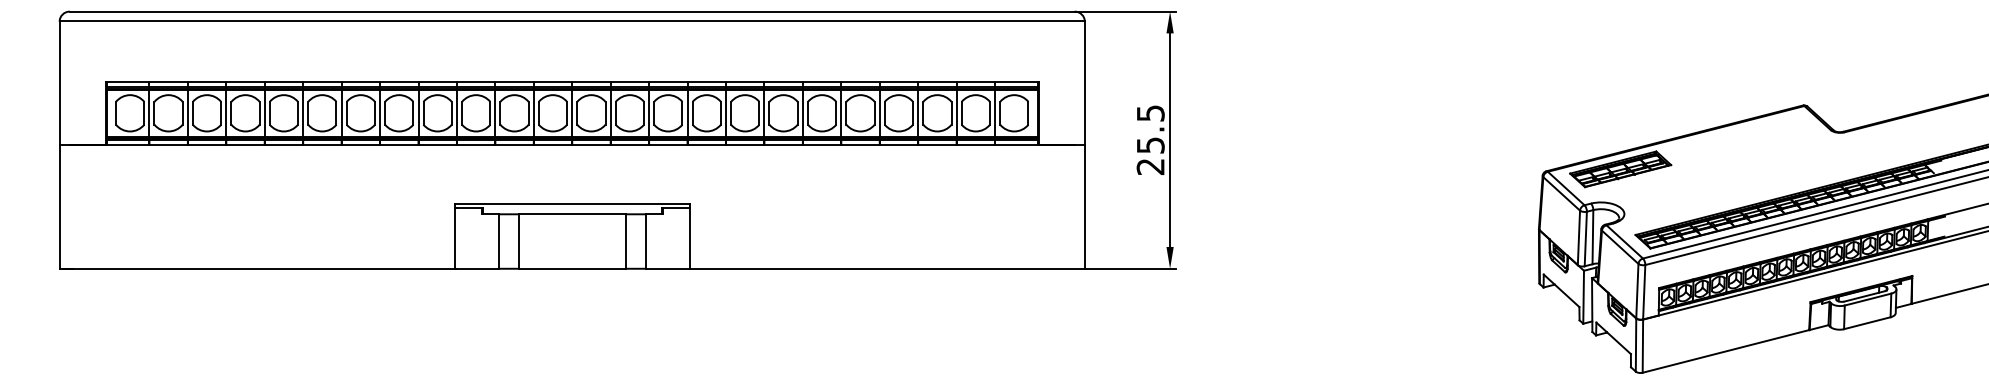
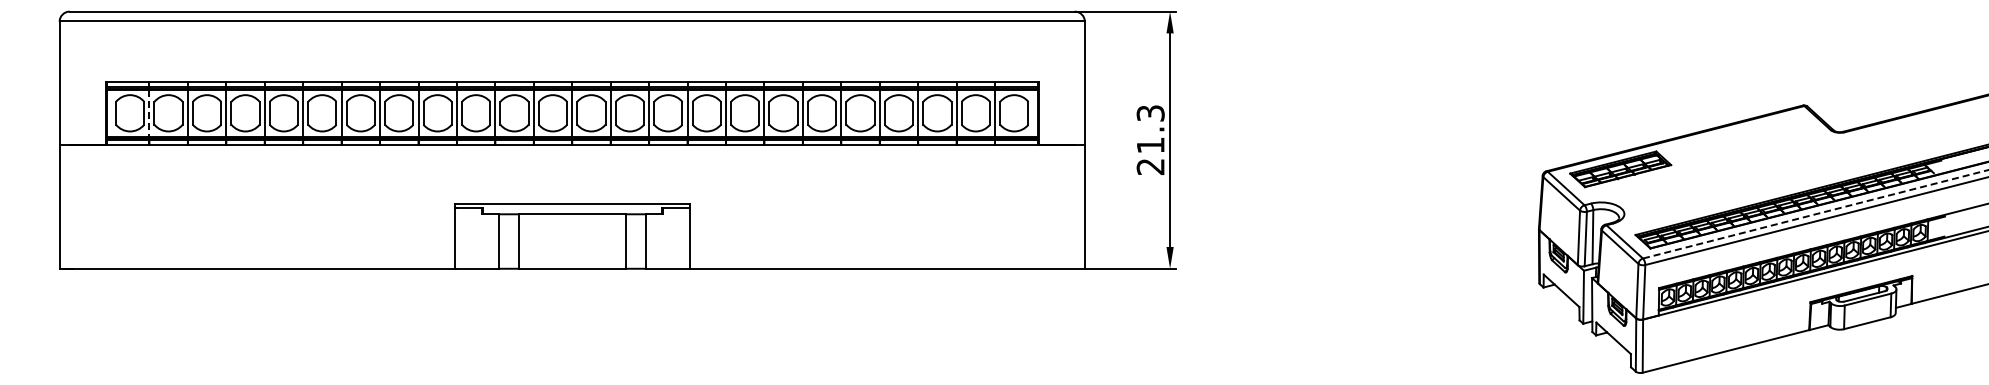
line: solid -> dashed (149, 113)
text: 25.5 -> 21.3 (1150, 129)
line: solid -> dashed (1816, 214)
